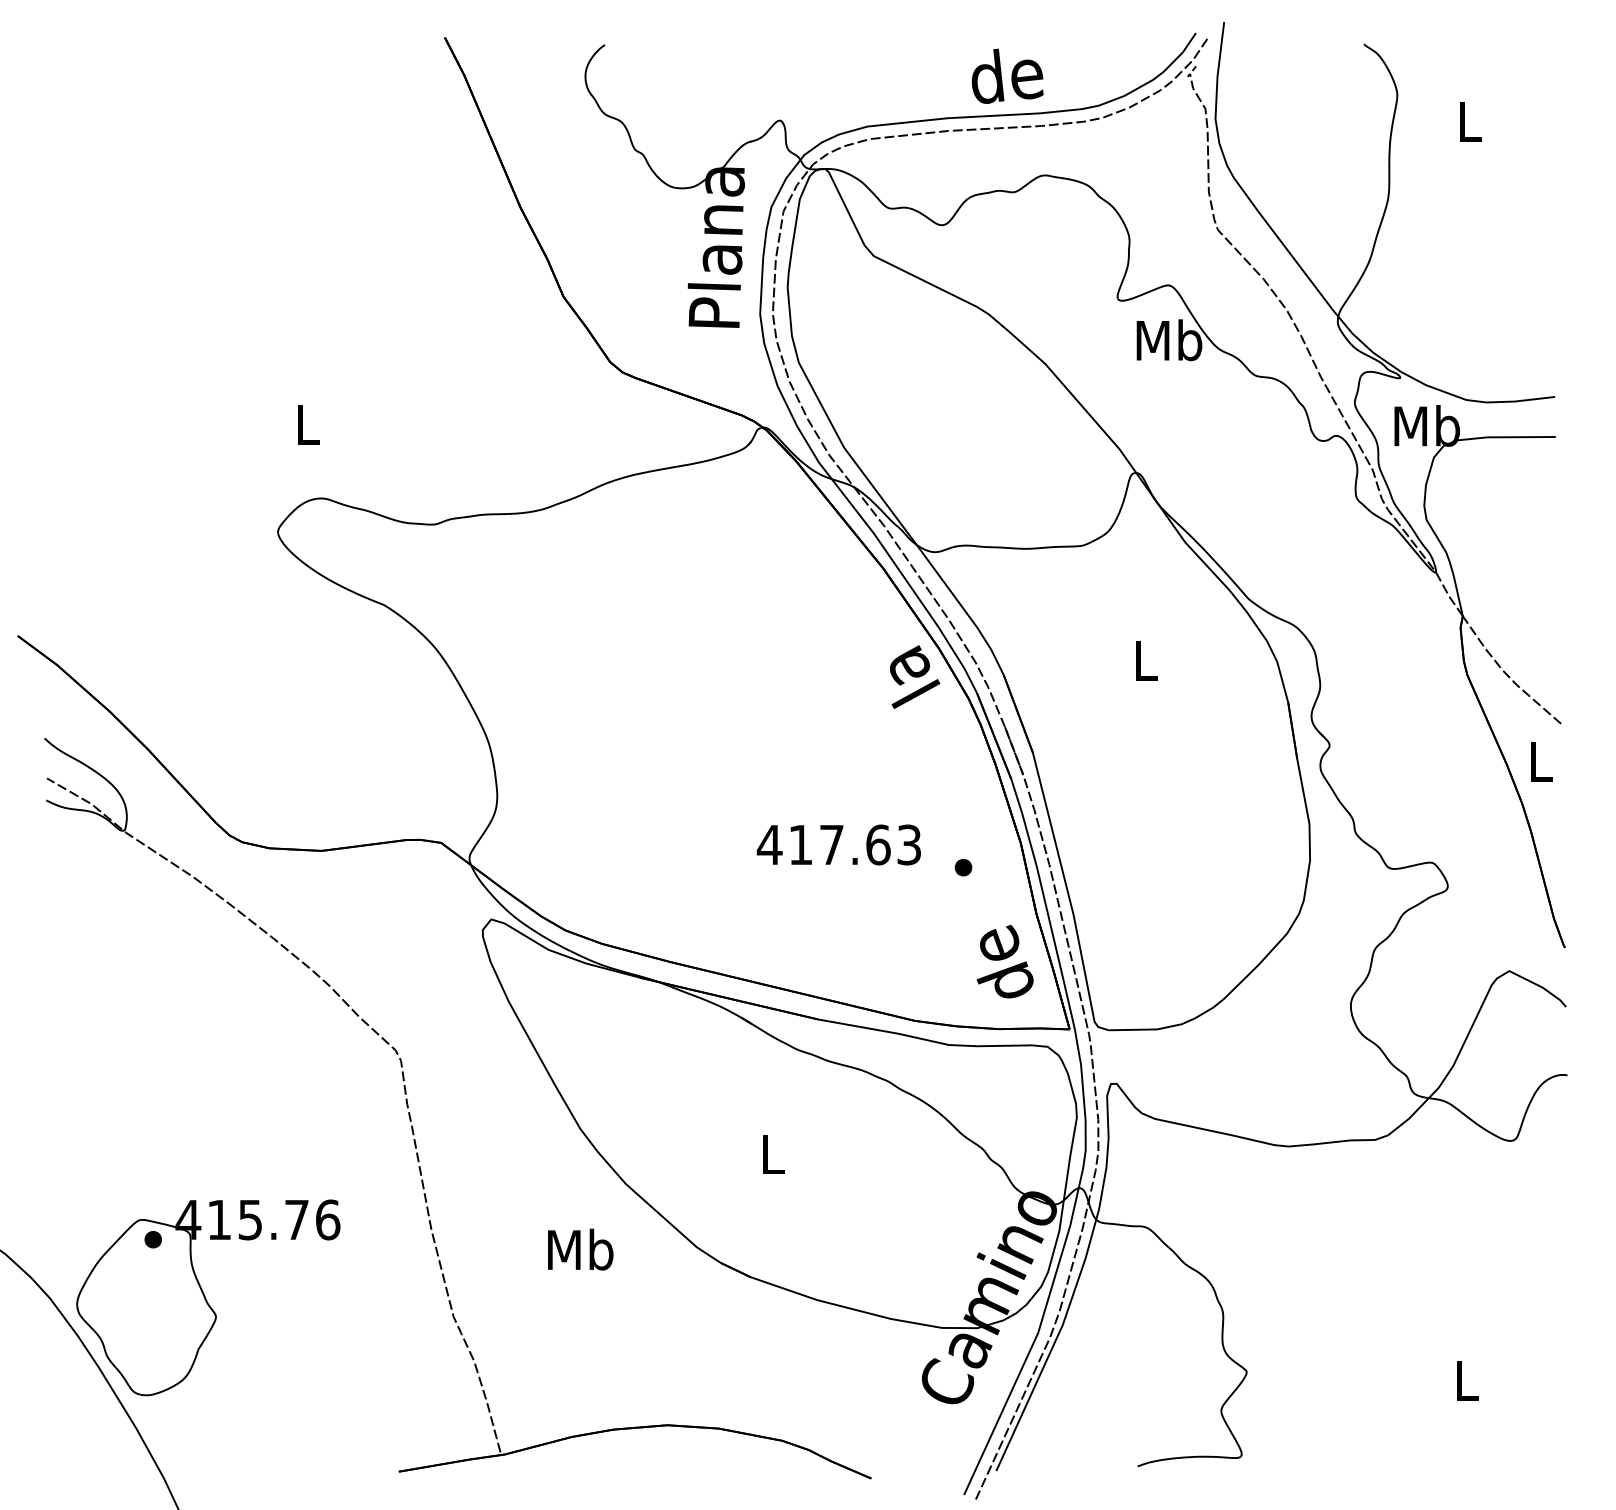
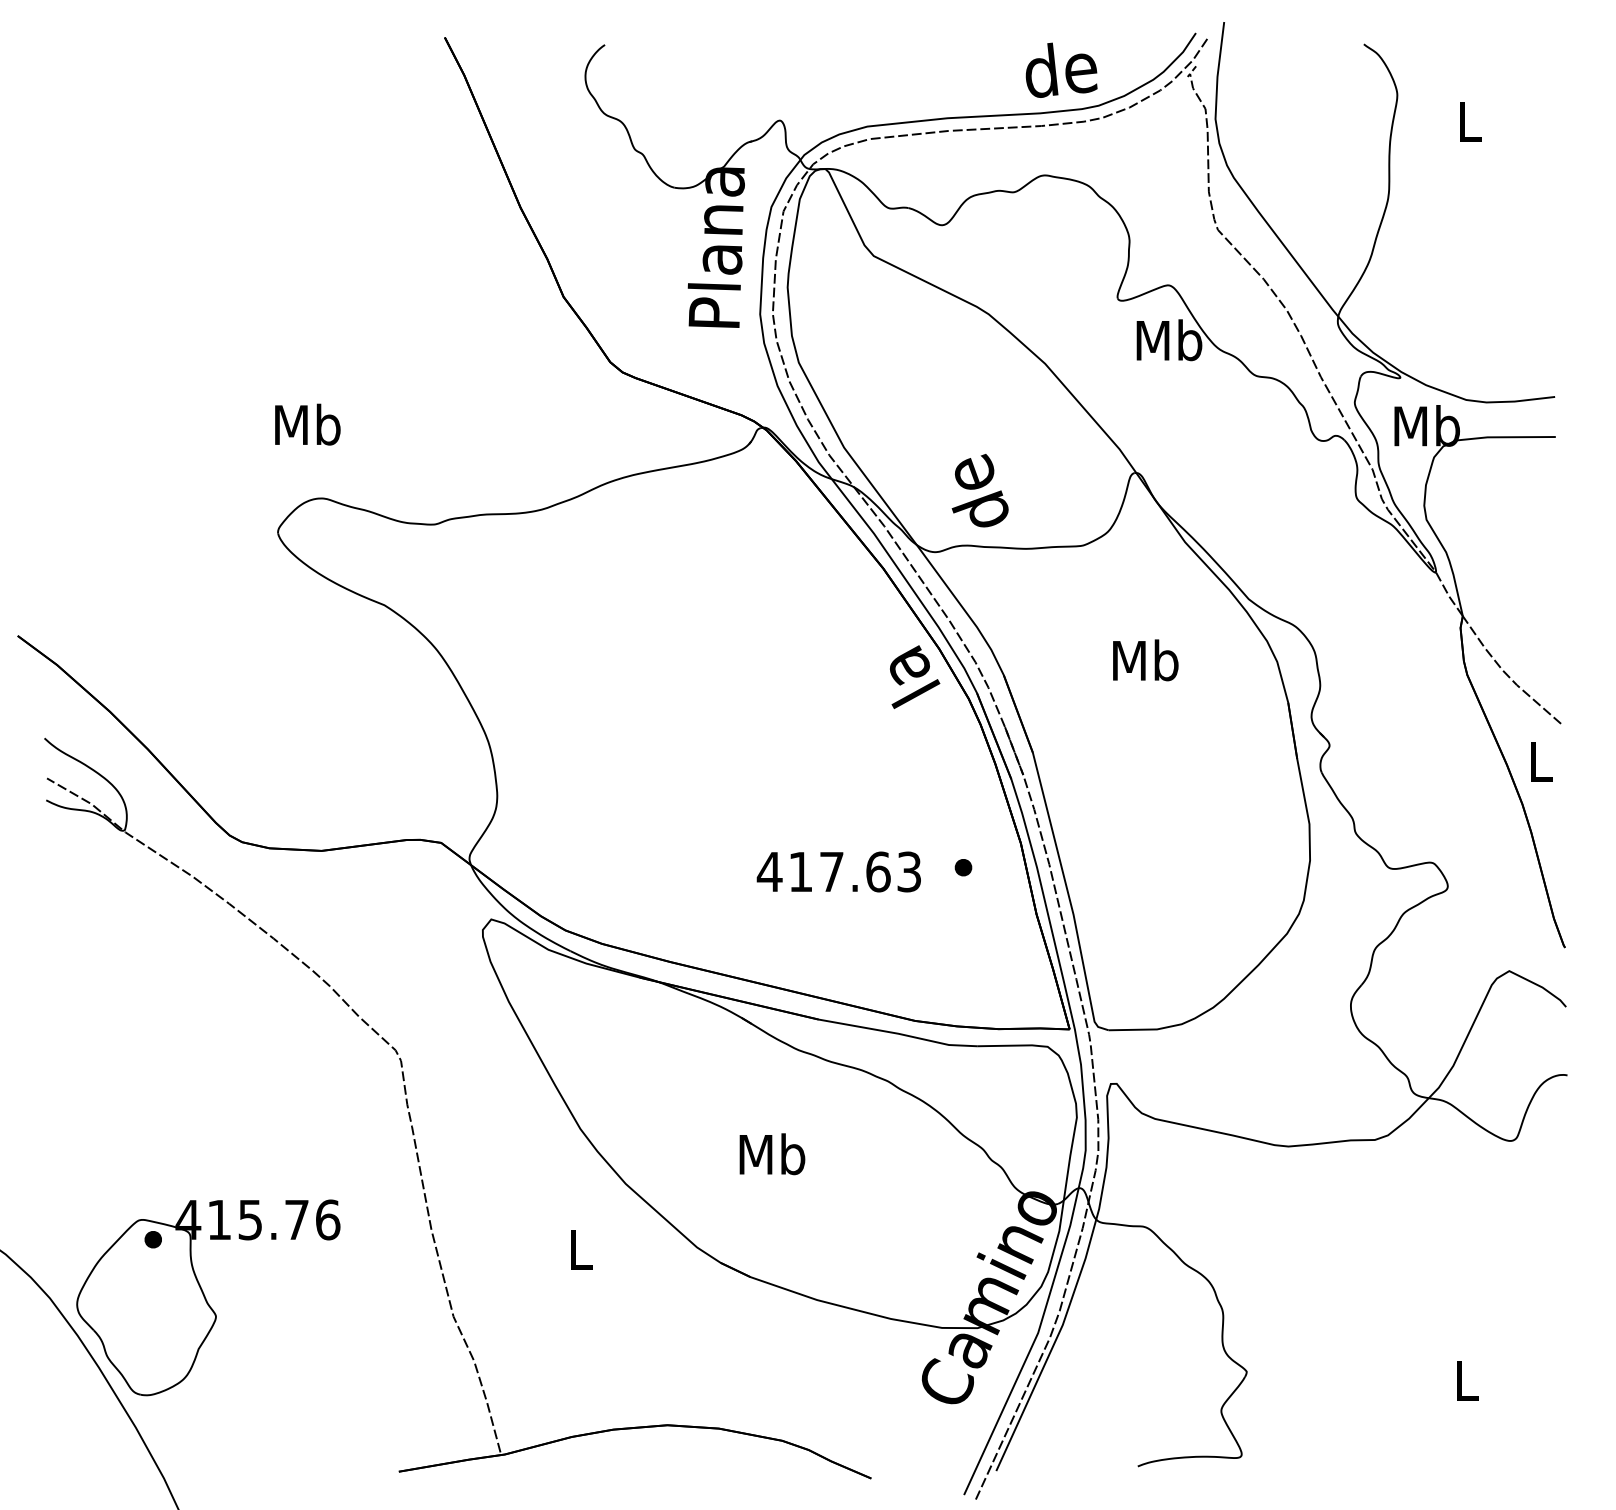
text position: (1007, 75) -> (1061, 69) (1061, 69)
text: L -> Mb (307, 424)
text: L -> Mb (1145, 660)
text position: (838, 844) -> (838, 871) (838, 871)
text position: (1004, 961) -> (979, 490) (979, 490)
text: L -> Mb (772, 1154)
text: Mb -> L (580, 1249)
